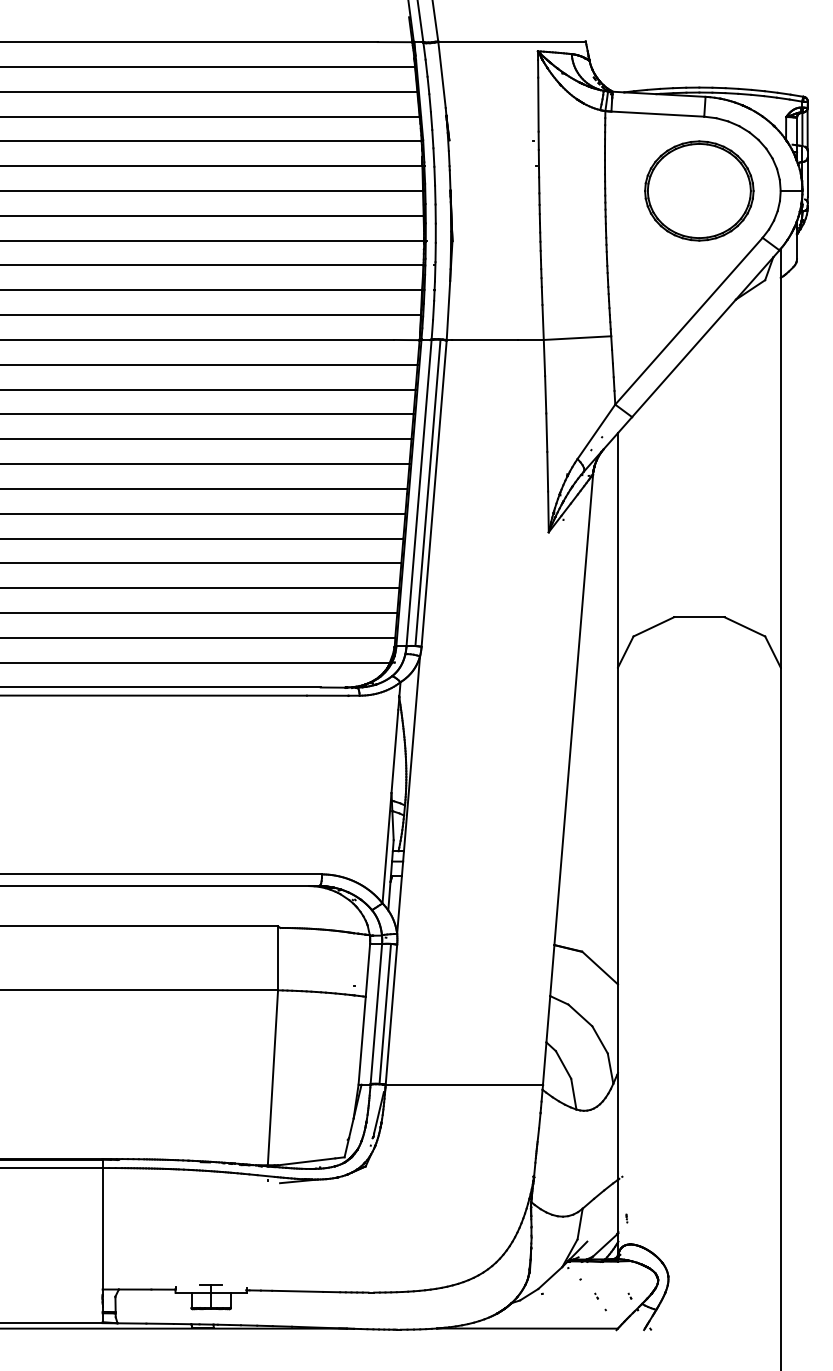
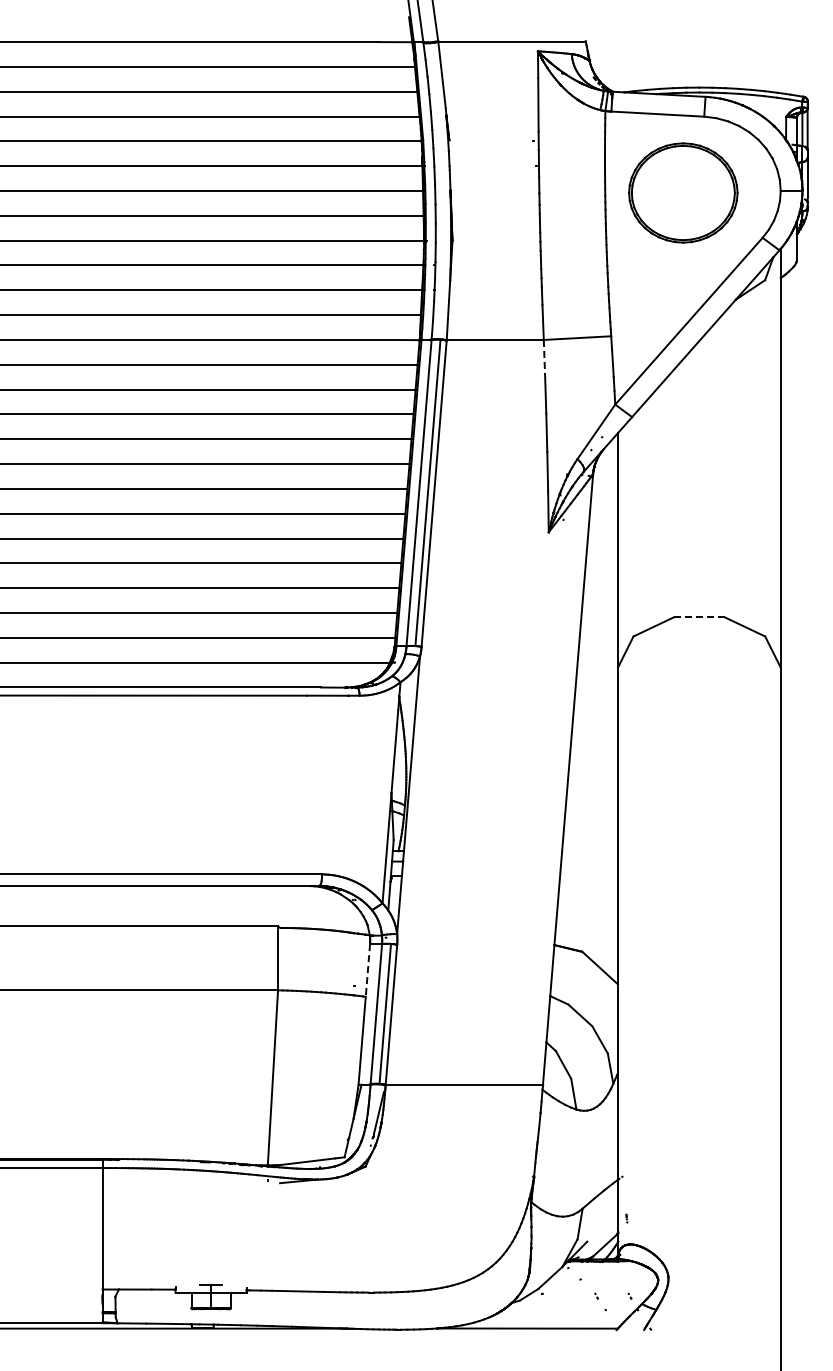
part position: (699, 190) -> (683, 192) (683, 192)
line: solid -> dashed (544, 358)
line: solid -> dashed (699, 617)
line: solid -> dashed (367, 971)
